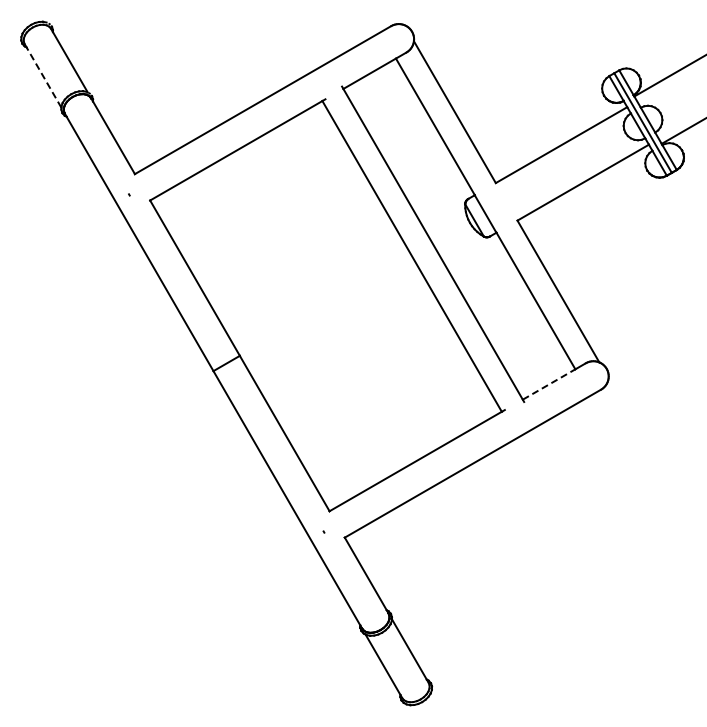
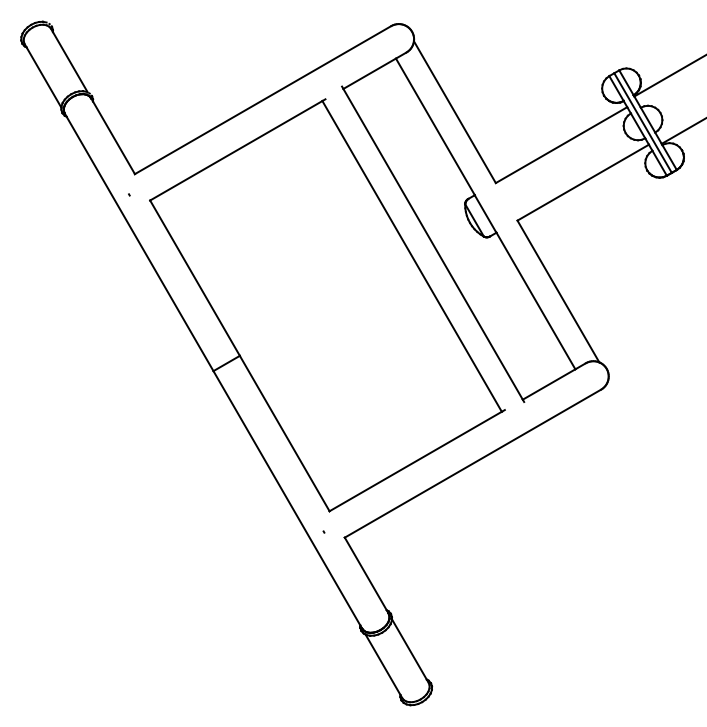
line: dashed -> solid (43, 77)
line: dashed -> solid (549, 384)
